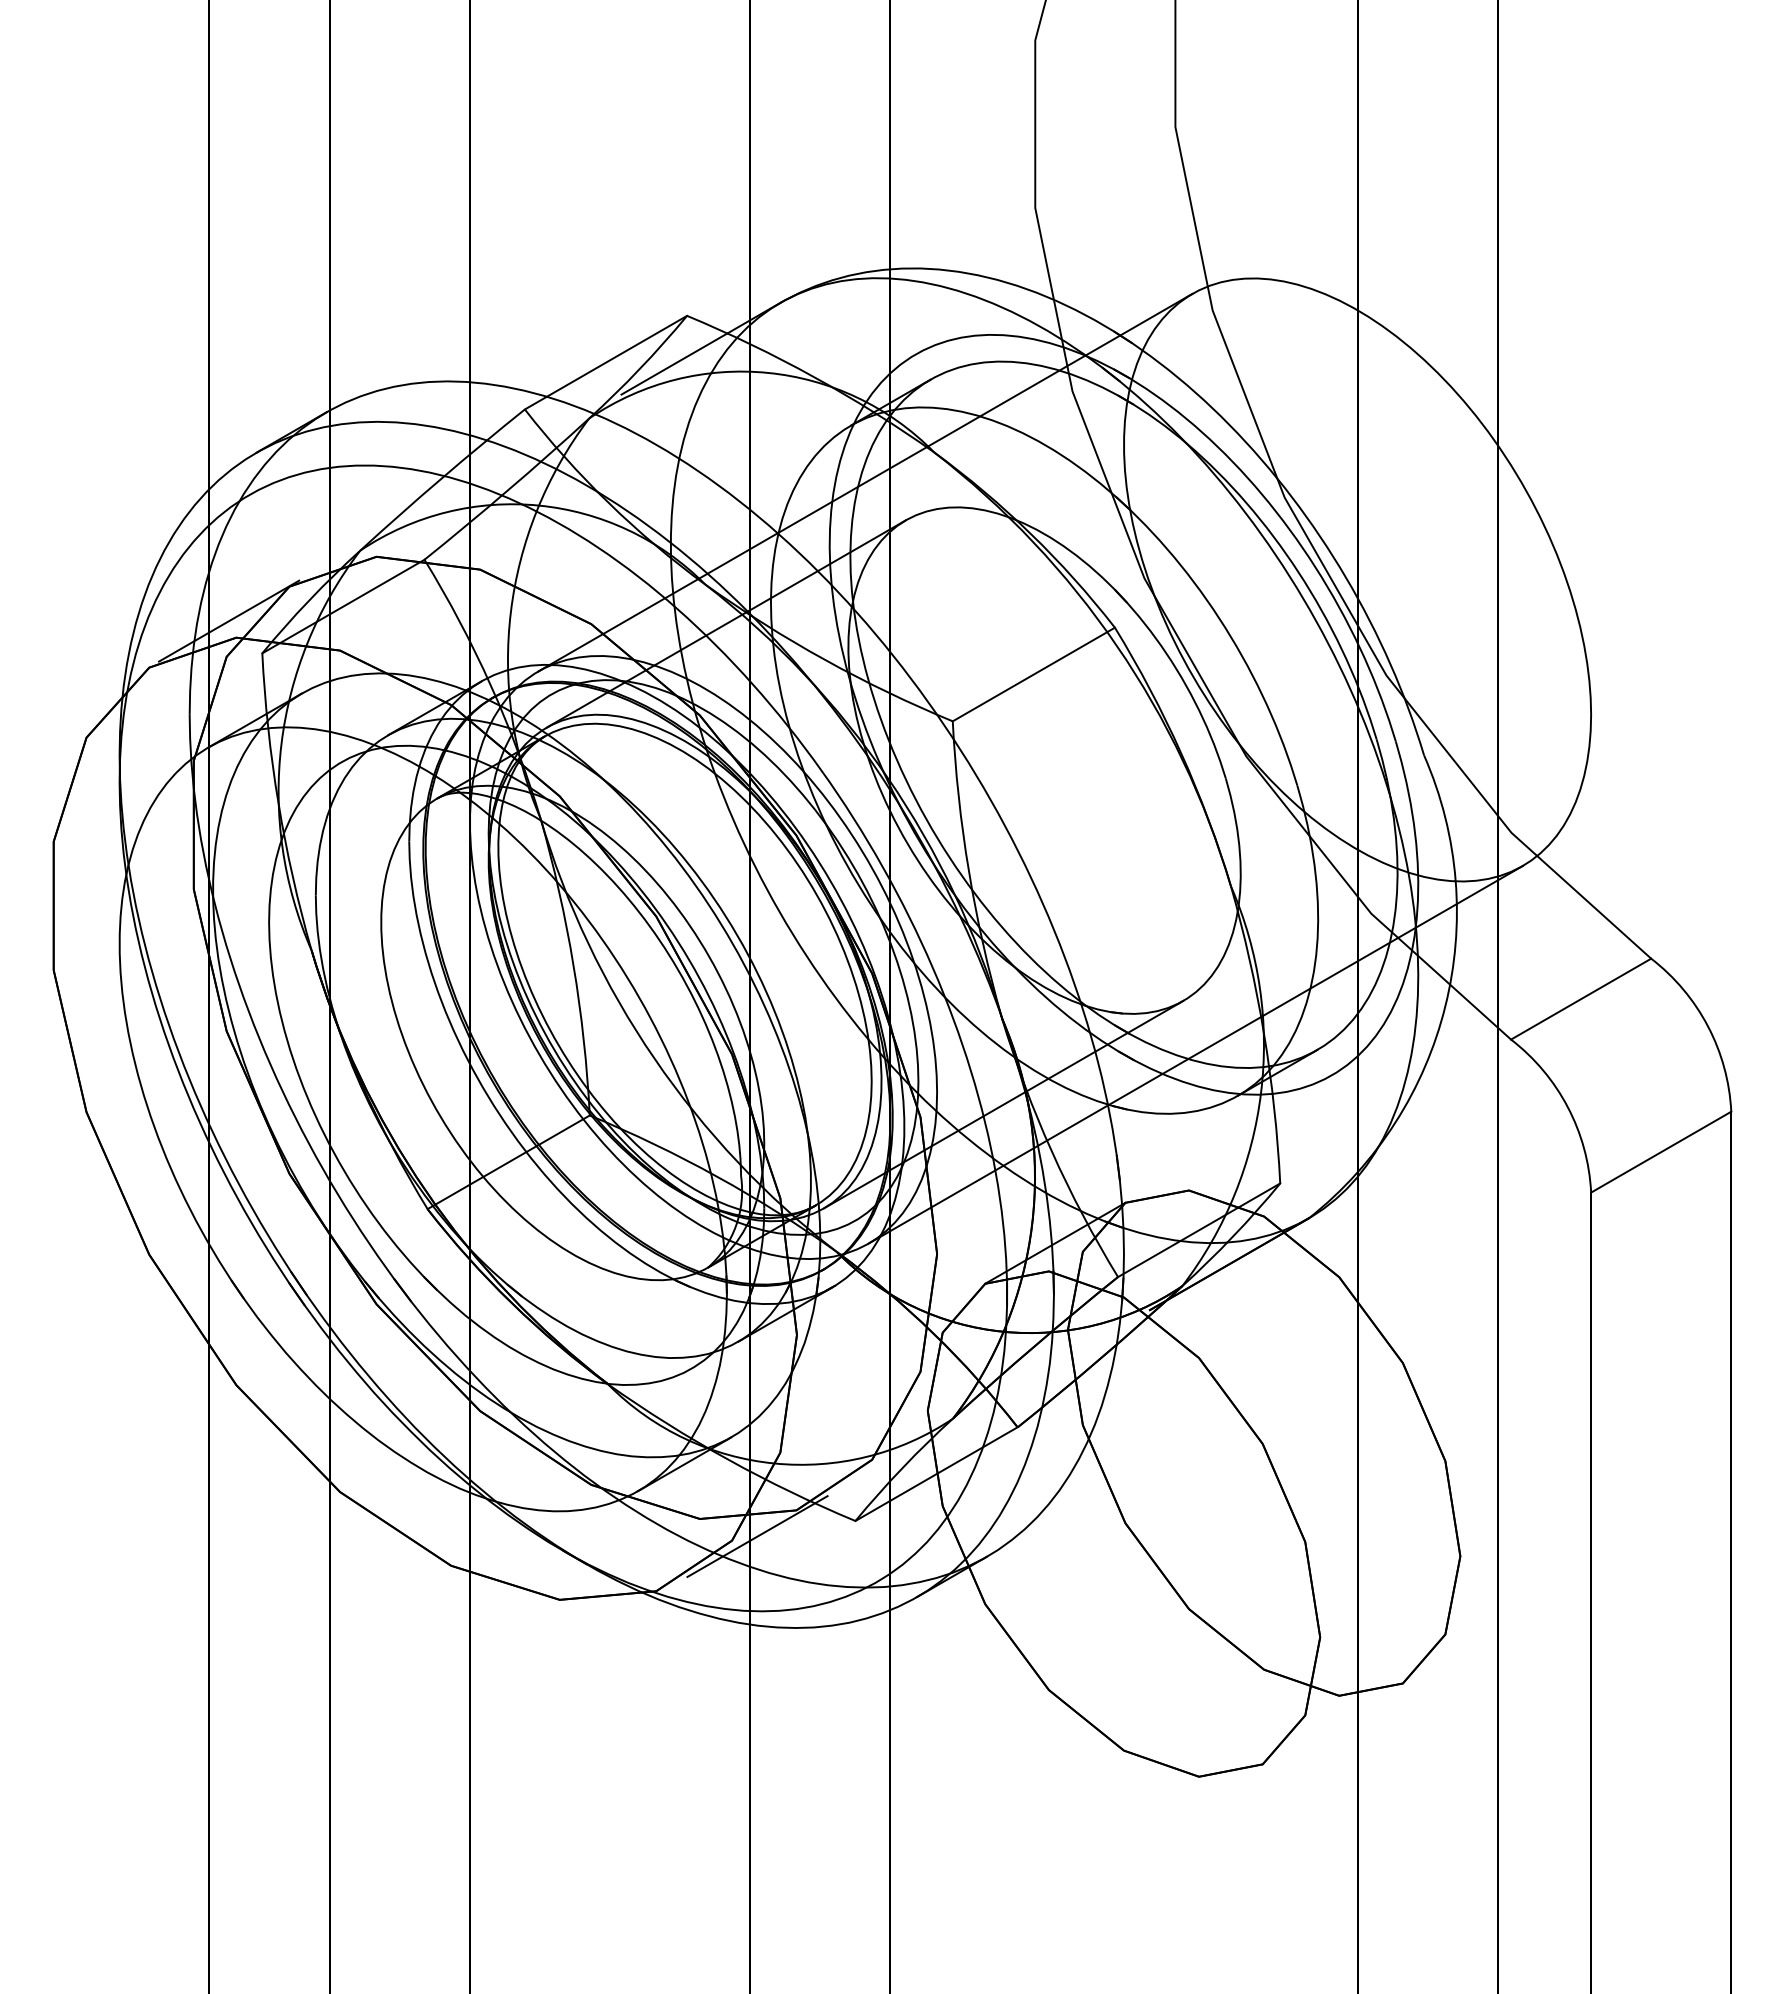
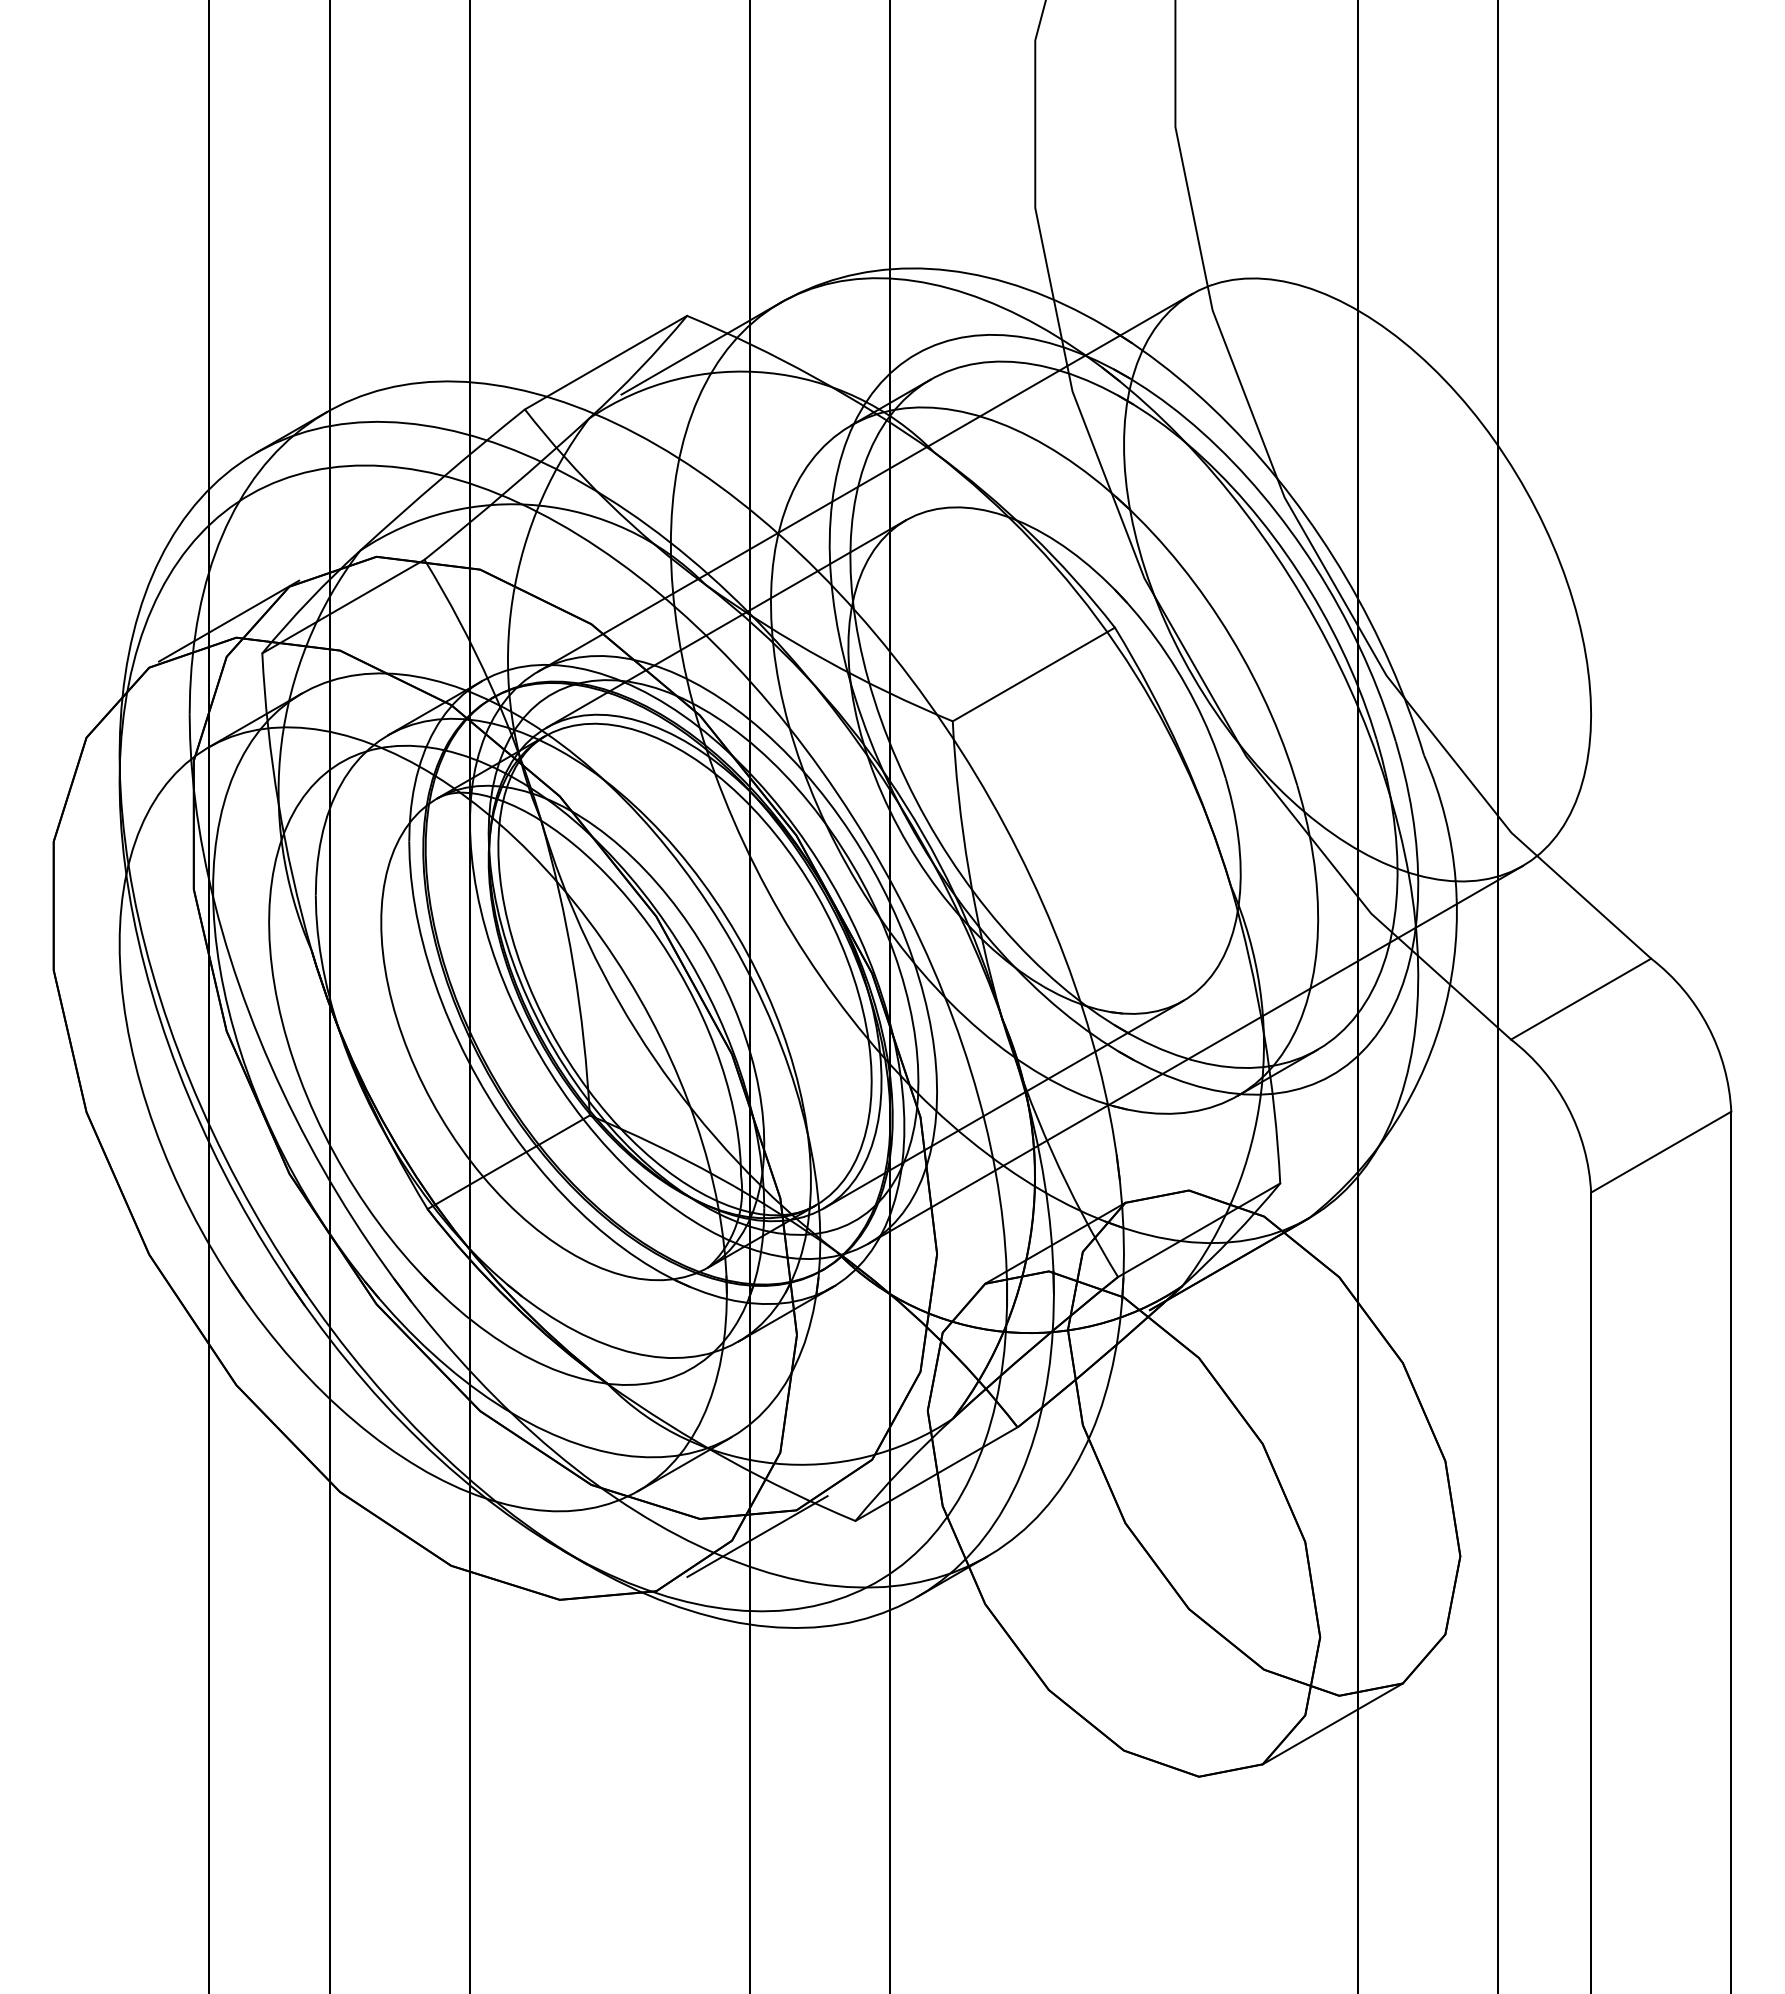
line: none -> present (1332, 1723)
